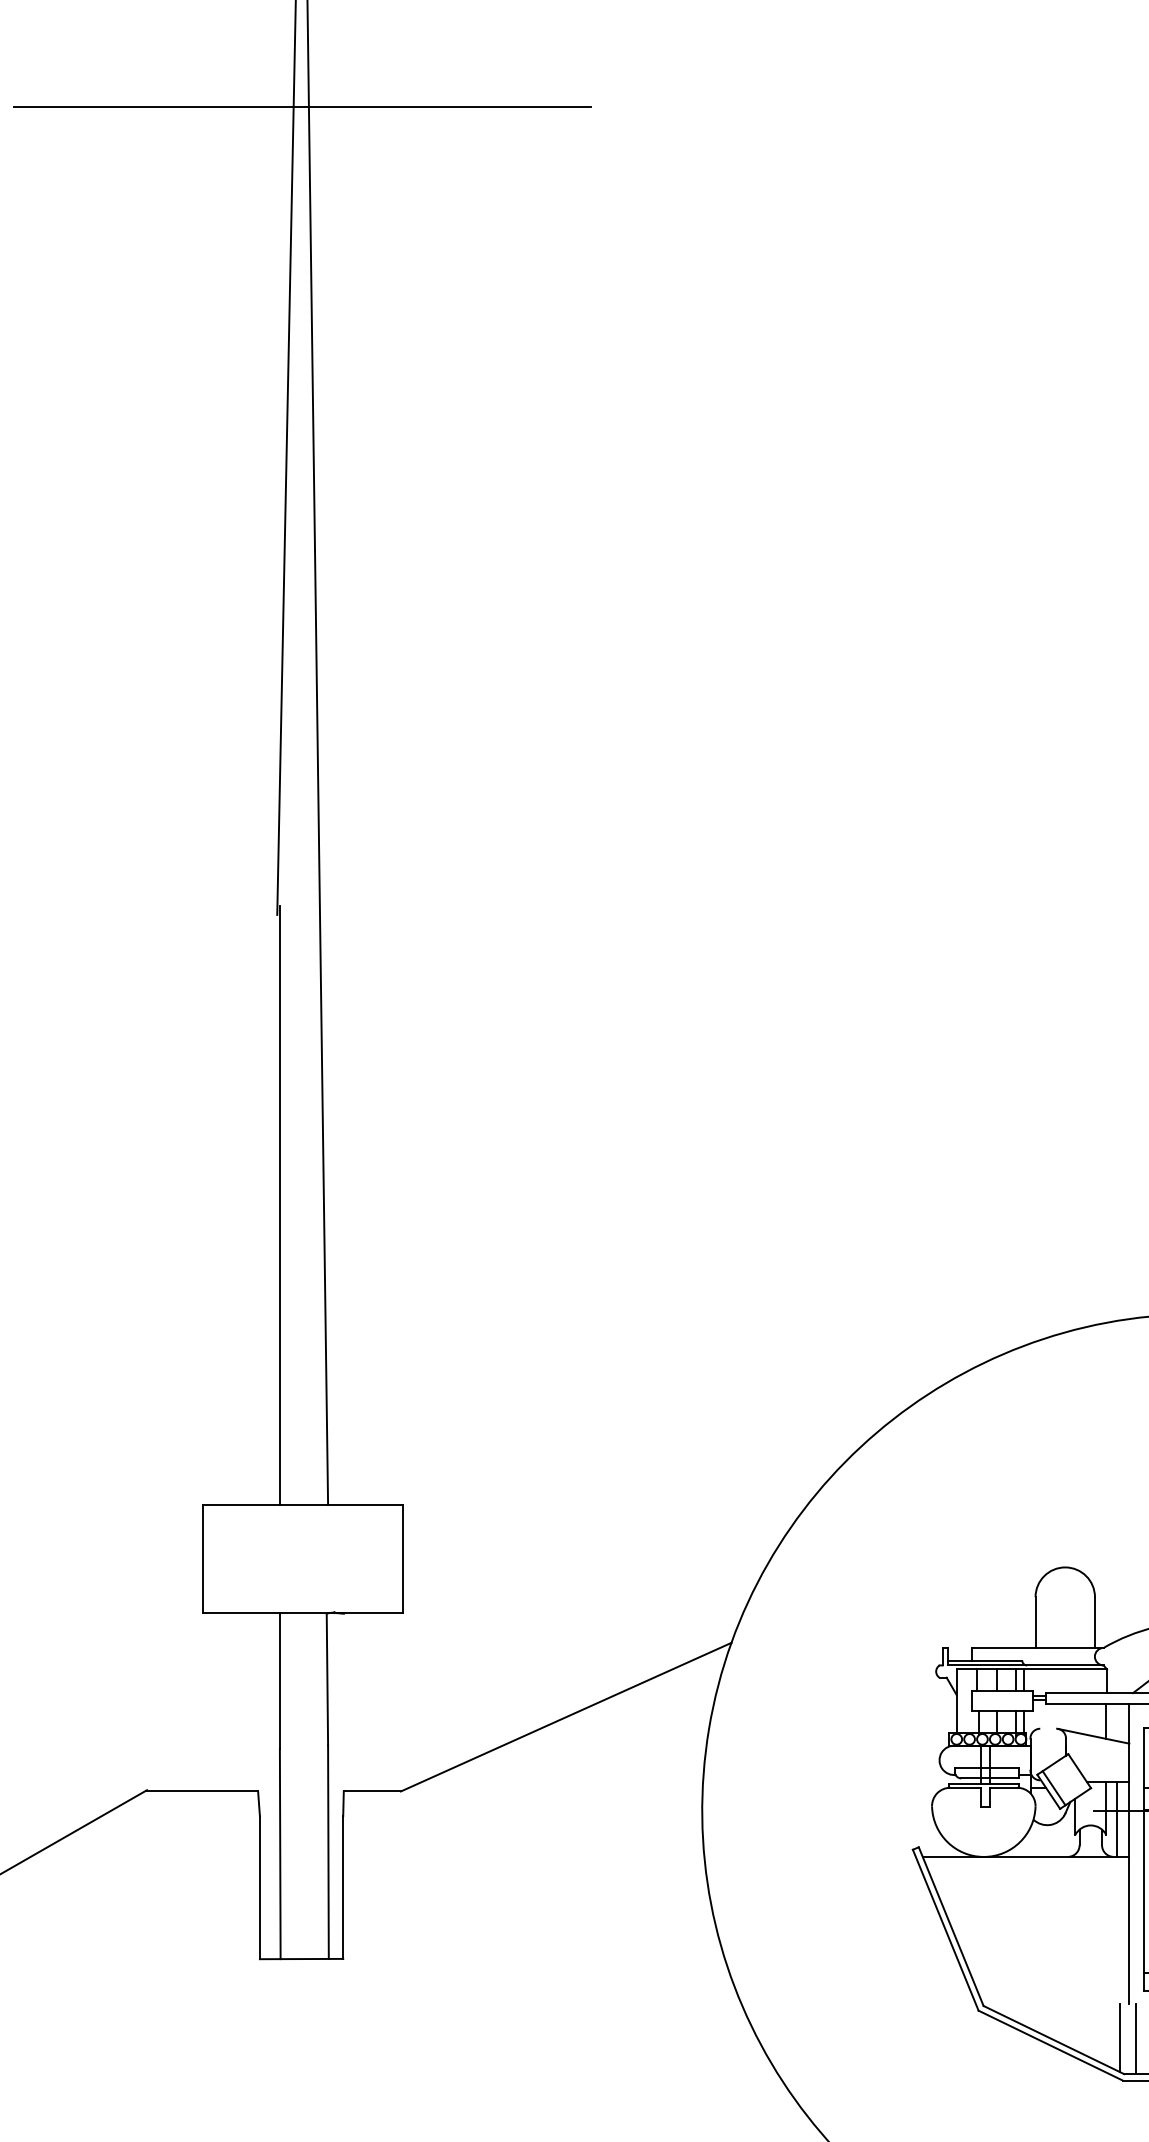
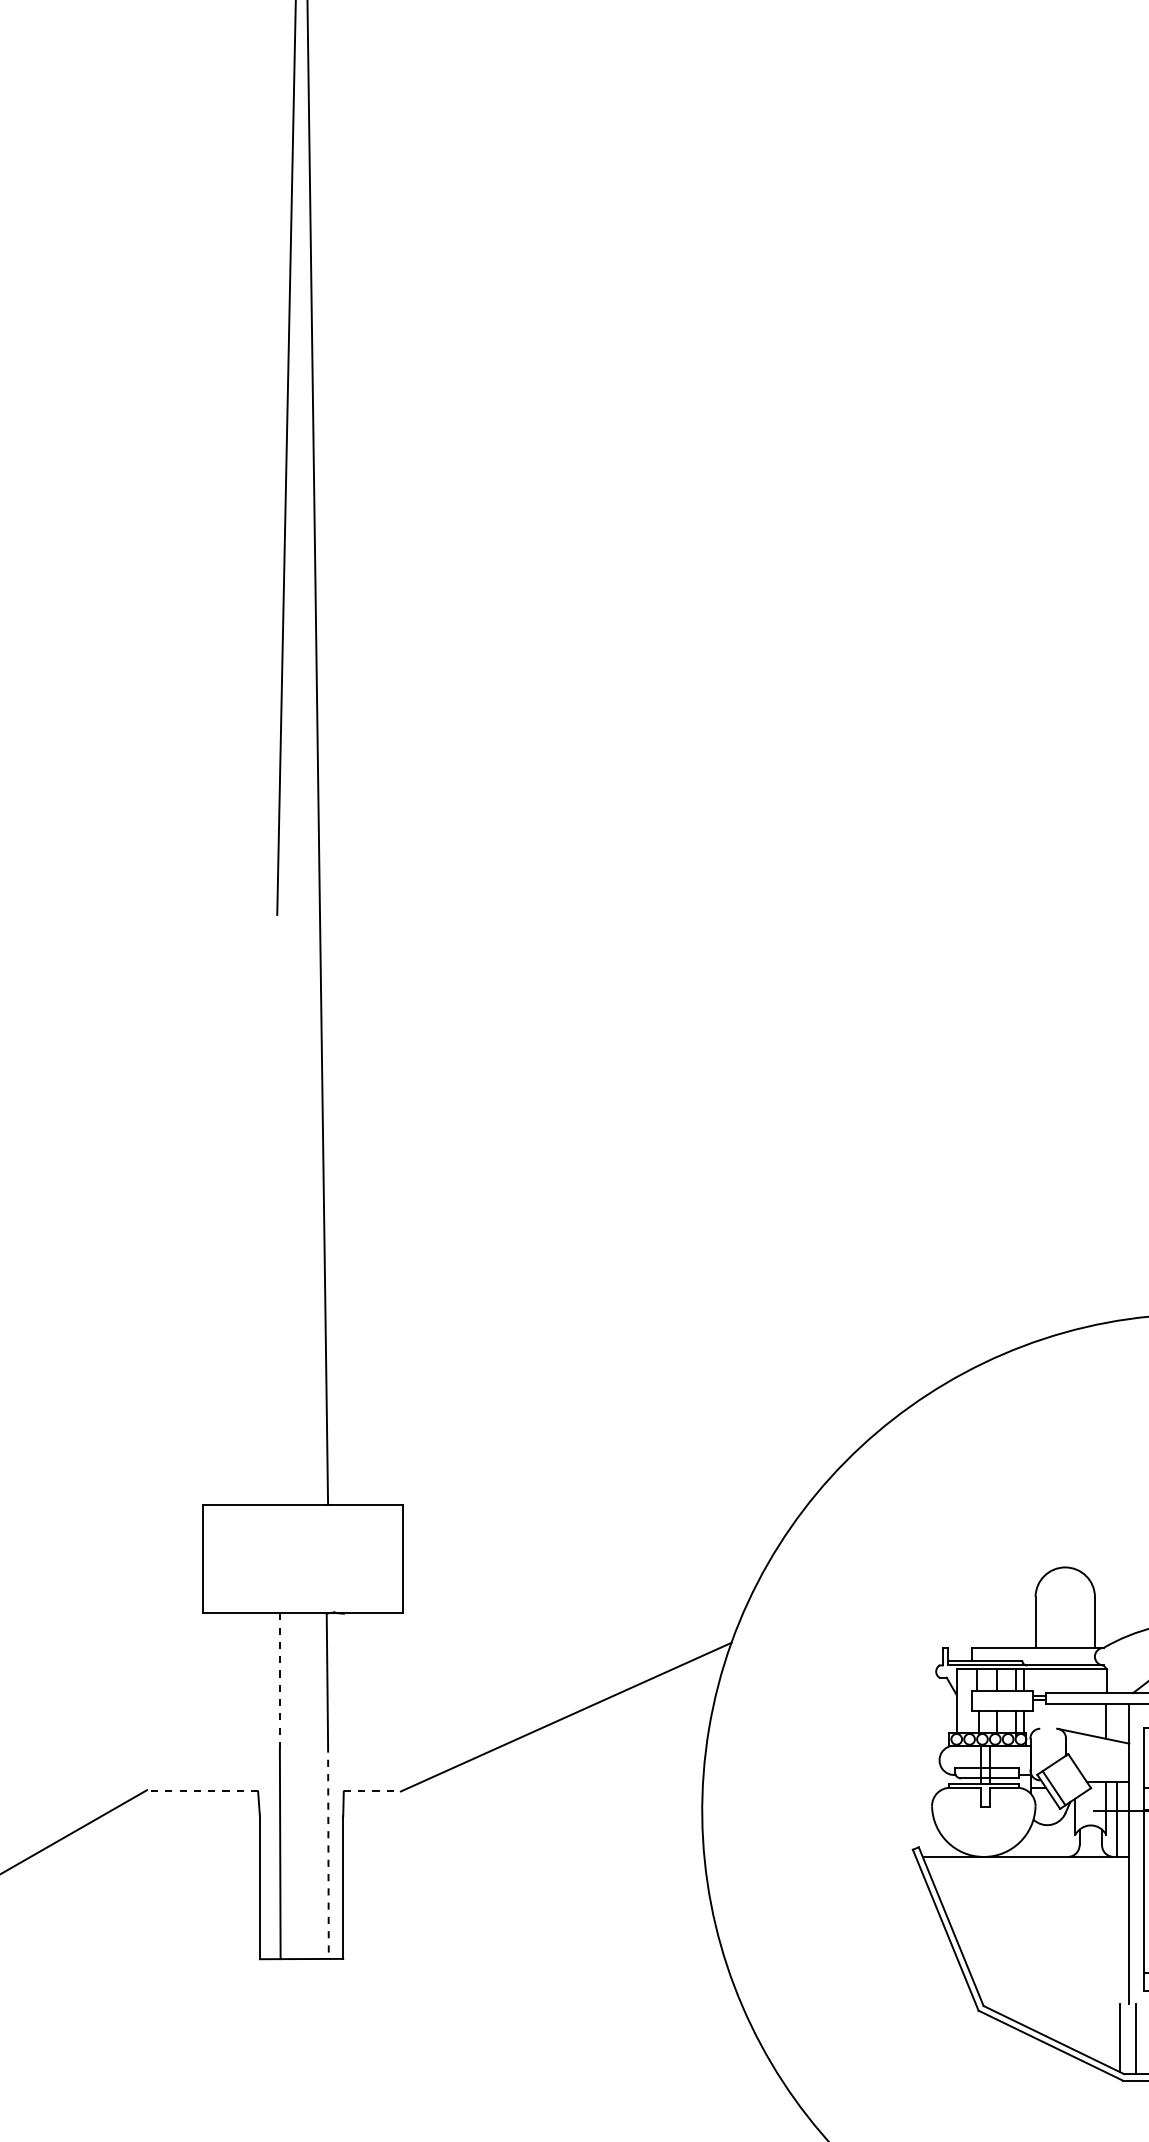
line: present -> none (302, 106)
line: present -> none (279, 1205)
line: solid -> dashed (279, 1681)
line: solid -> dashed (202, 1791)
line: solid -> dashed (372, 1791)
line: solid -> dashed (328, 1852)
